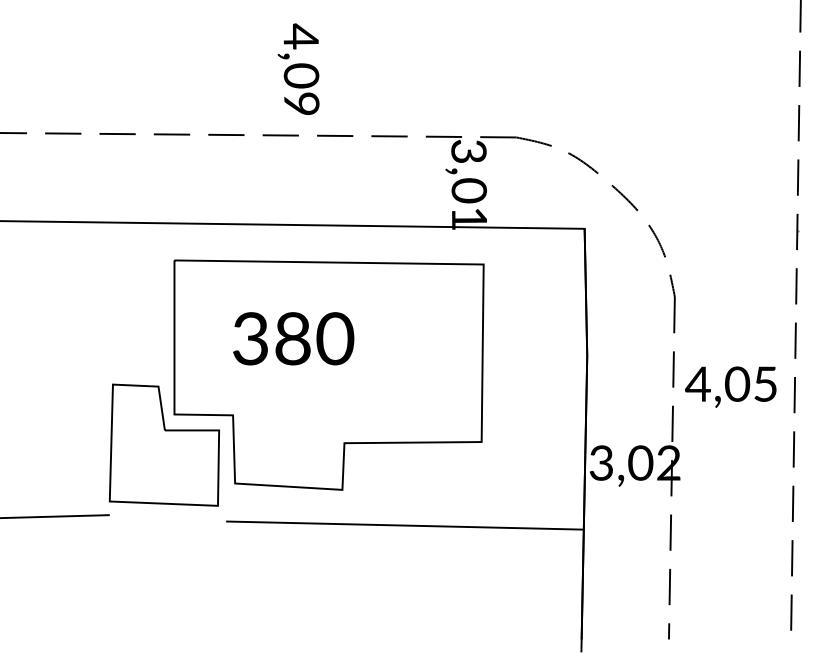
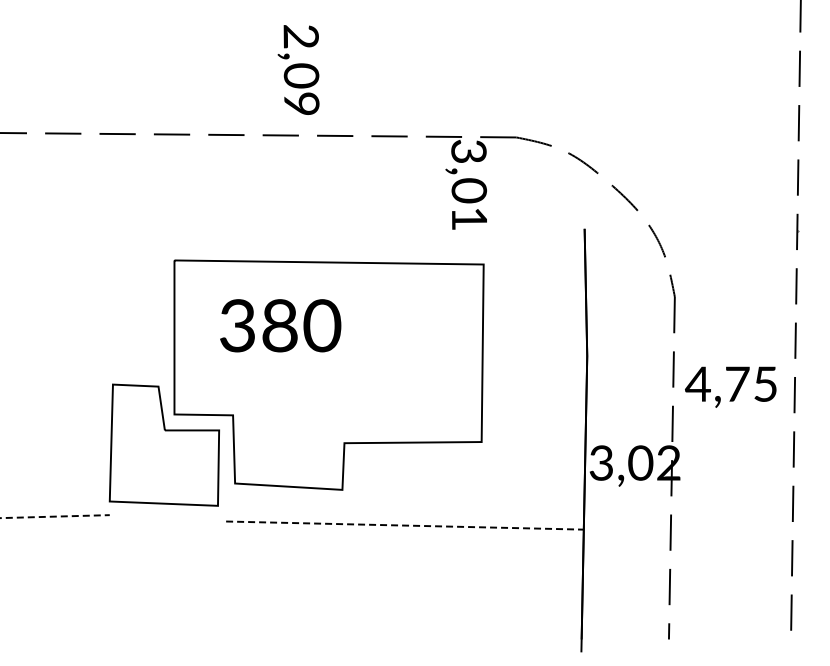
text: 4,09 -> 2,09 (300, 36)
line: present -> none (293, 224)
text position: (293, 338) -> (280, 325) (280, 325)
text: 4,05 -> 4,75 (737, 383)
line: solid -> dashed (55, 516)
line: solid -> dashed (404, 525)
